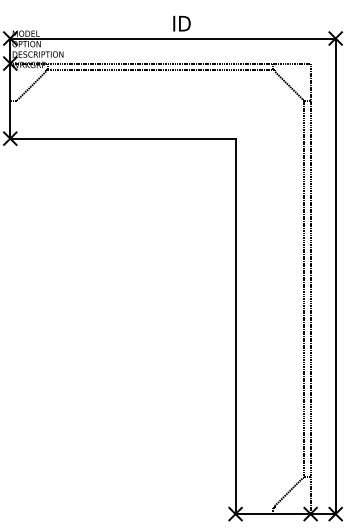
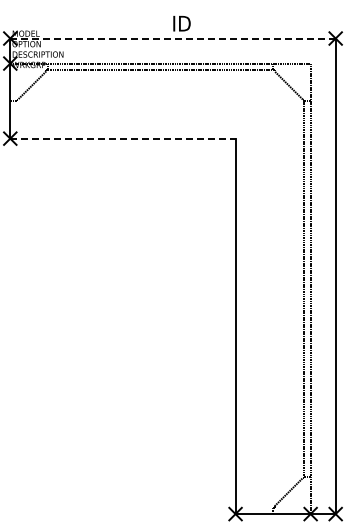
line: solid -> dashed (173, 38)
line: solid -> dashed (122, 138)
